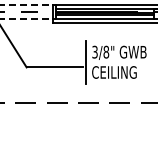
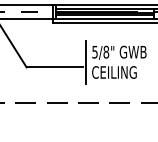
line: dashed -> solid (26, 5)
line: dashed -> solid (26, 19)
text: 3/8" -> 5/8" (94, 50)
